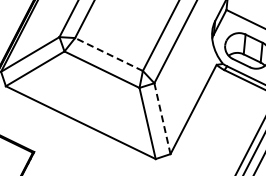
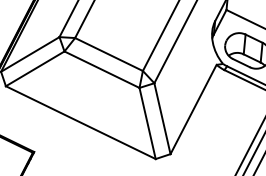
line: dashed -> solid (109, 54)
line: dashed -> solid (162, 119)
